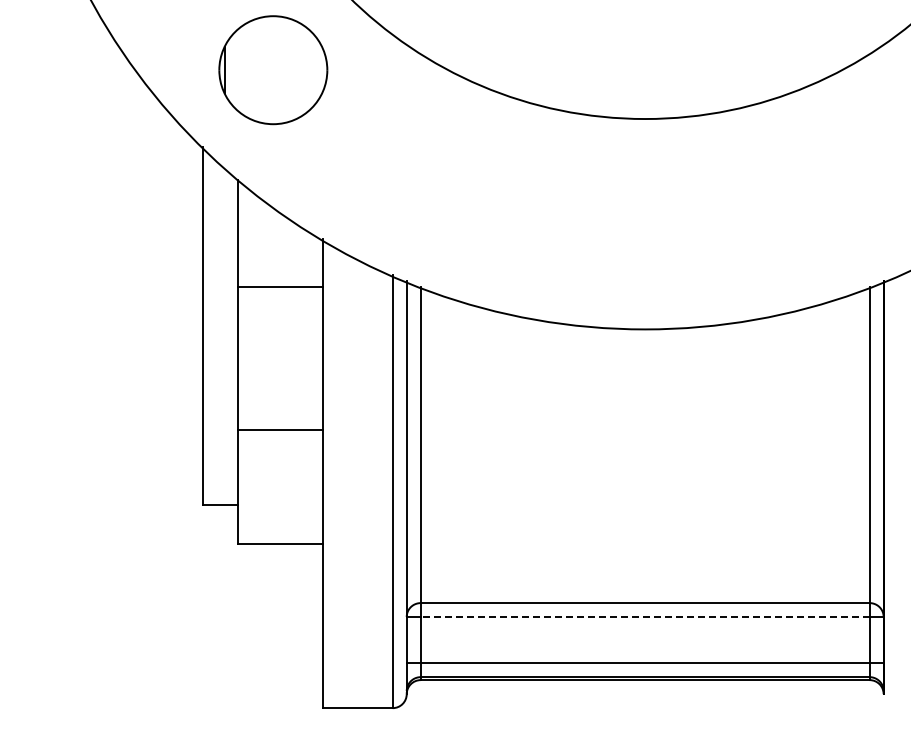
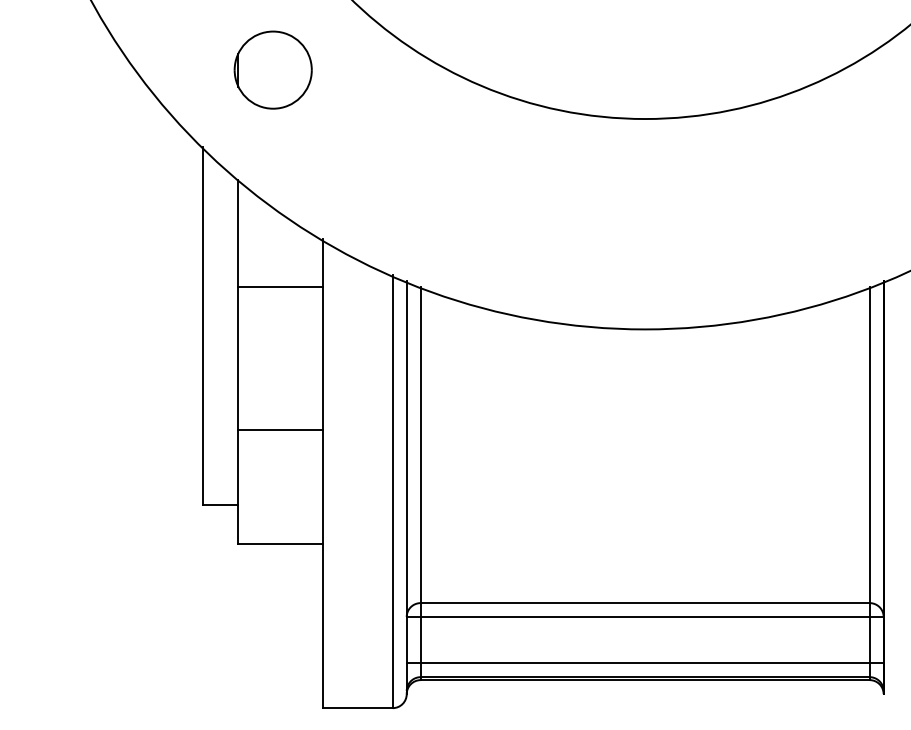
part size: 111x111 px -> 80x80 px (272, 69)
line: dashed -> solid (644, 616)
